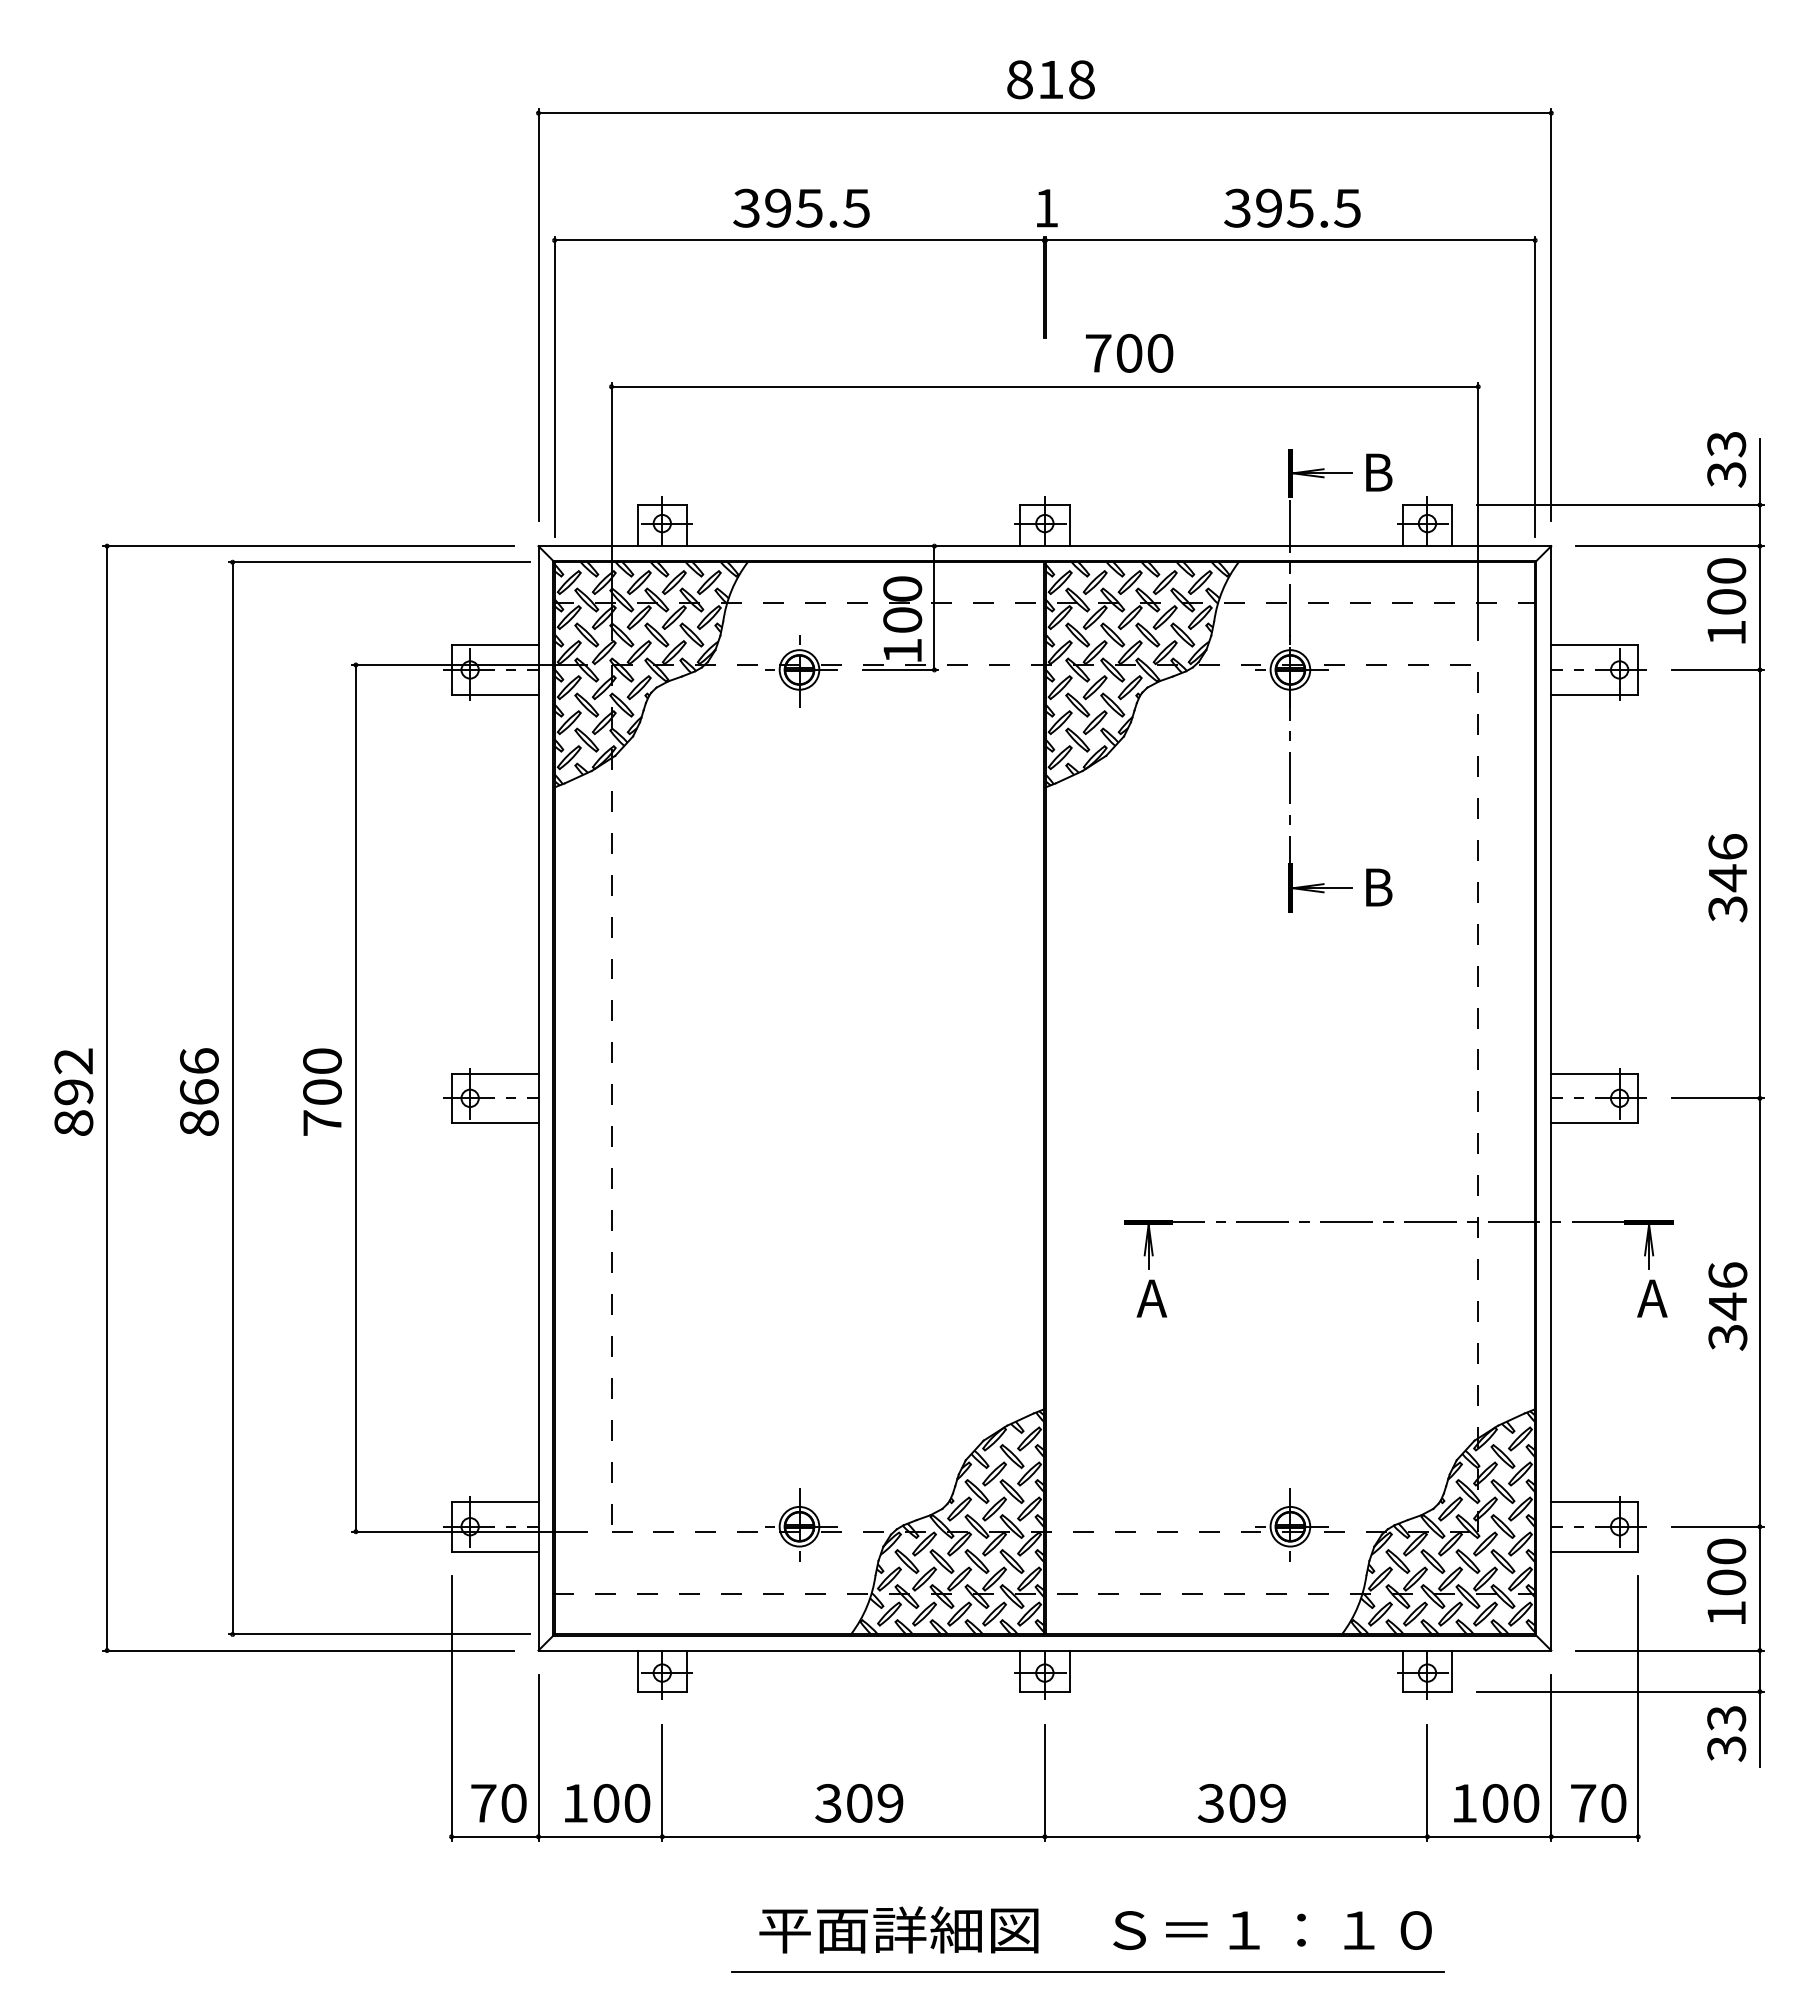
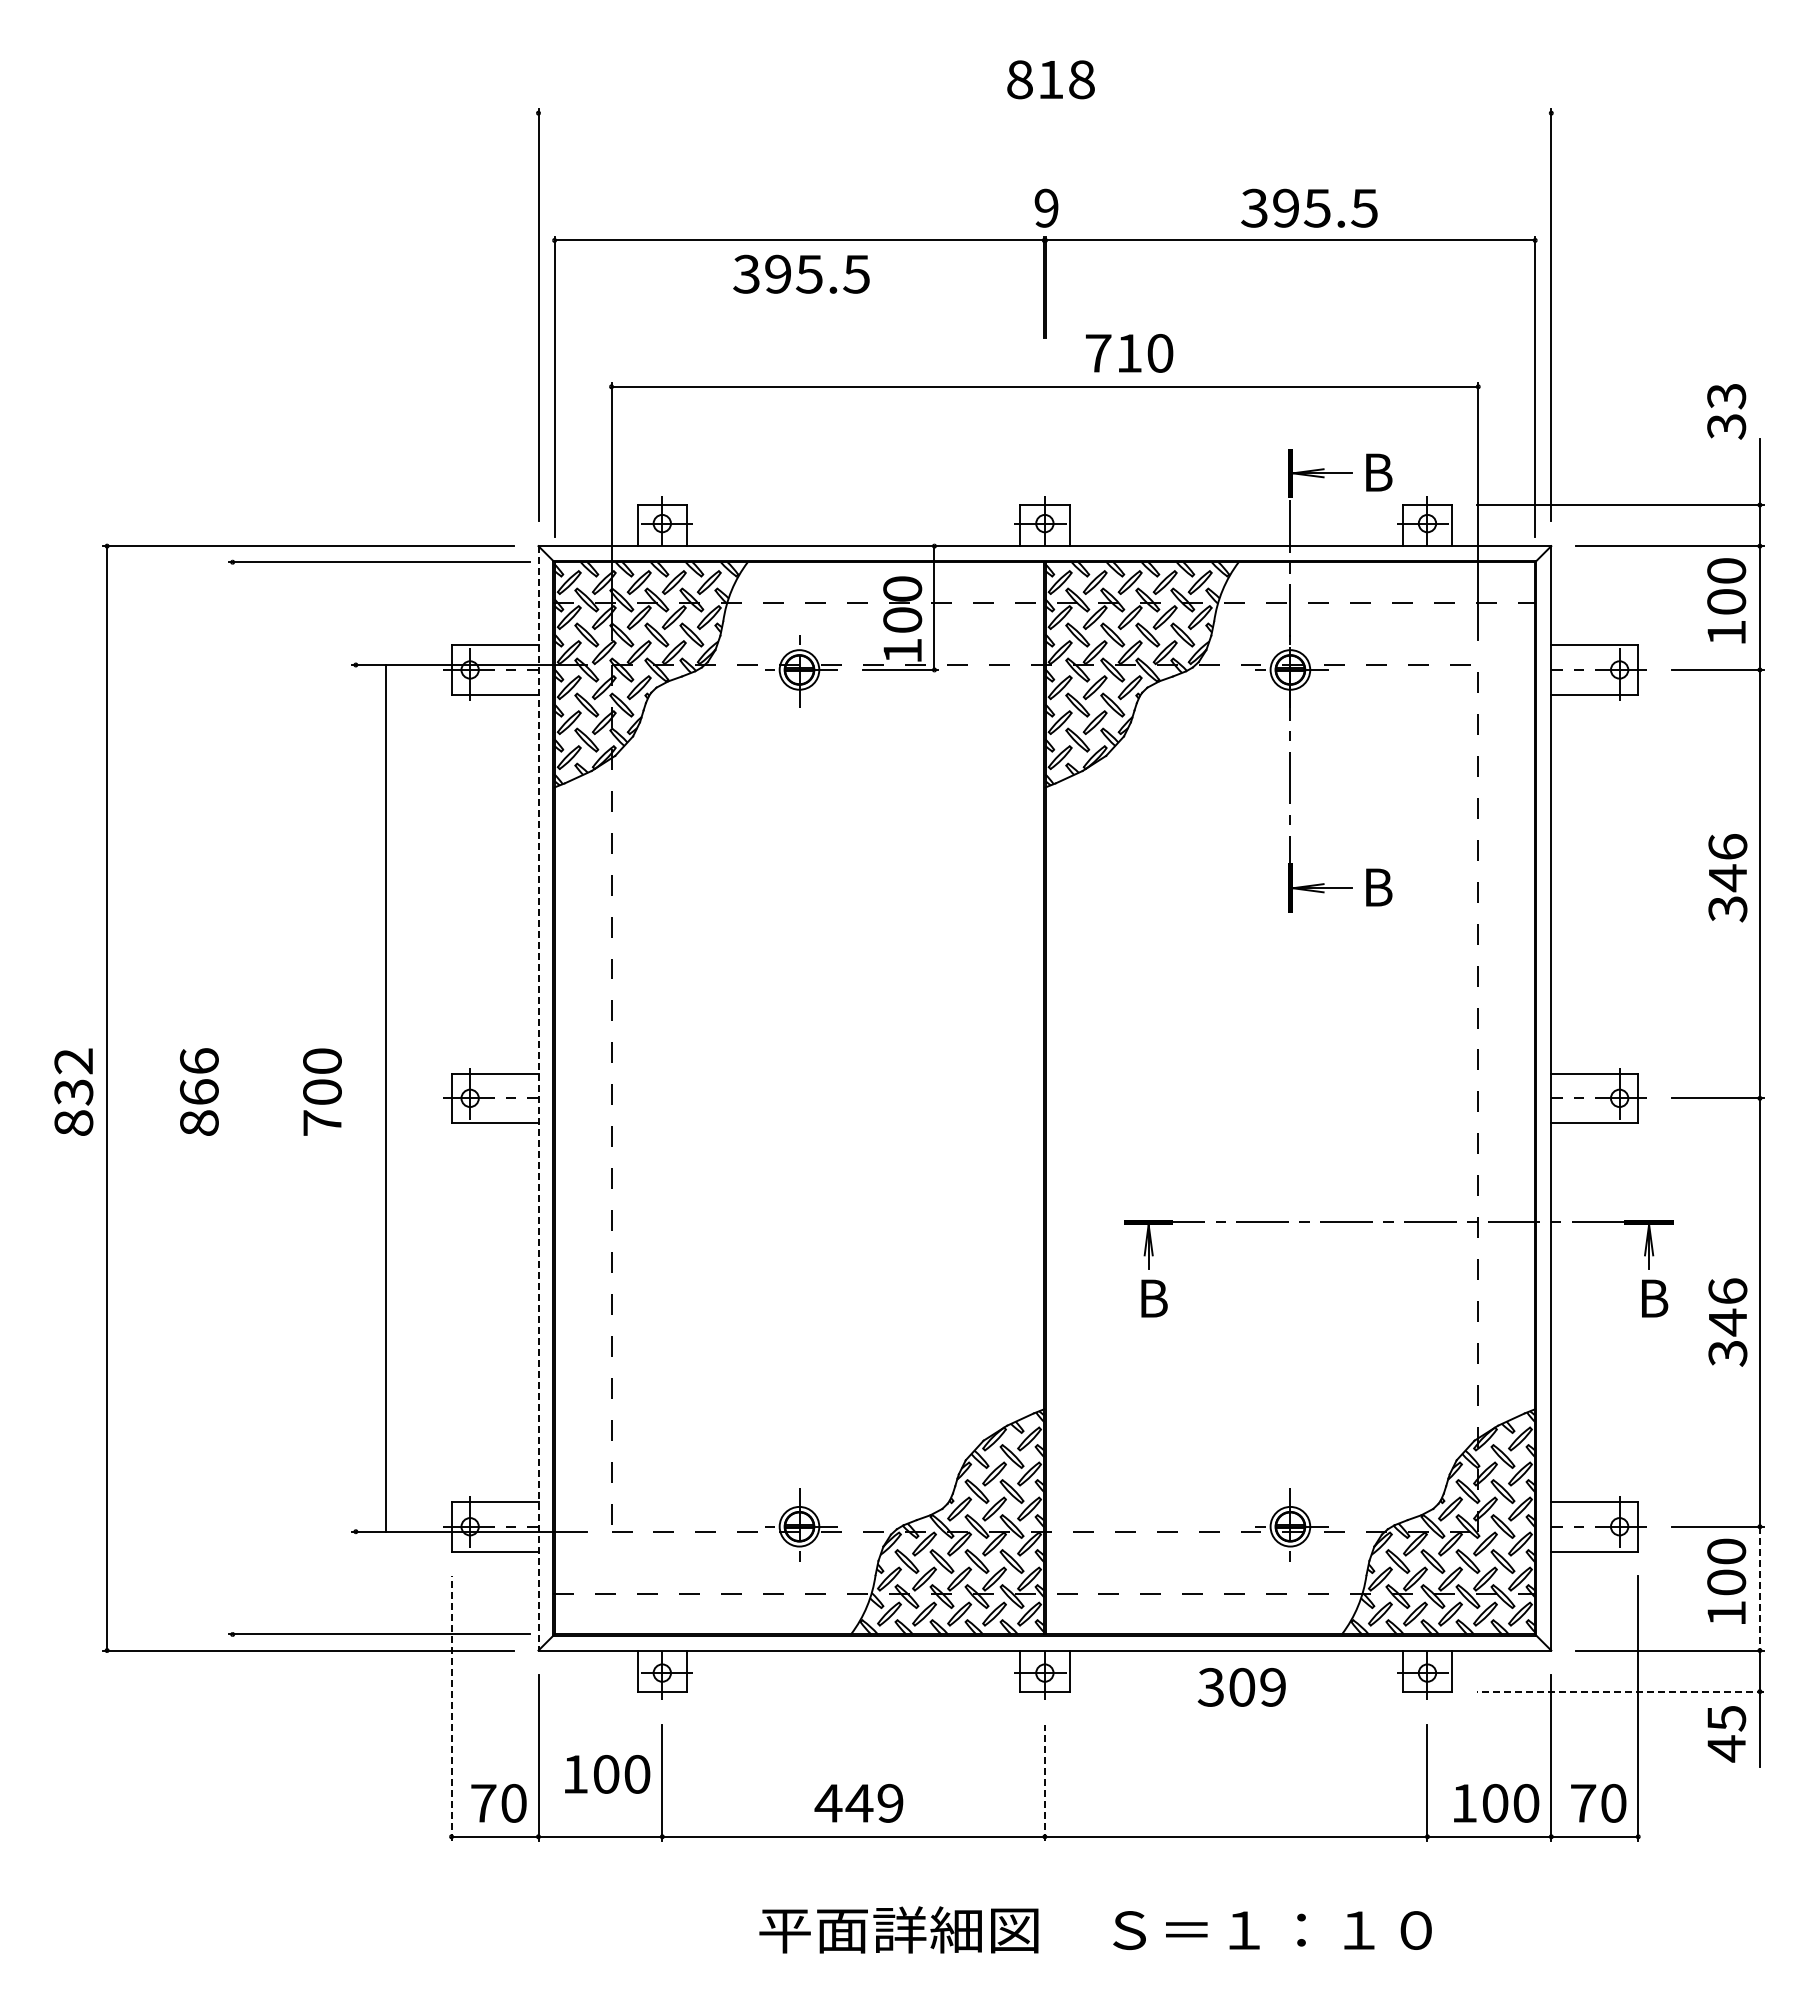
line: present -> none (1044, 113)
text position: (801, 207) -> (801, 273) (801, 273)
text: 1 -> 9 (1046, 207)
text position: (1292, 207) -> (1309, 207) (1309, 207)
text: 700 -> 710 (1129, 353)
text position: (1726, 459) -> (1726, 411) (1726, 411)
text: 892 -> 832 (73, 1092)
line: present -> none (232, 1098)
line position: (355, 1098) -> (385, 1098) (385, 1098)
line: solid -> dashed (538, 1098)
text: A -> B (1151, 1298)
text: A -> B (1652, 1298)
text position: (1727, 1306) -> (1727, 1322) (1727, 1322)
line: solid -> dashed (1759, 1588)
line: solid -> dashed (1619, 1691)
line: solid -> dashed (451, 1707)
text: 33 -> 45 (1726, 1734)
line: solid -> dashed (1044, 1782)
text position: (607, 1803) -> (607, 1774) (607, 1774)
text: 309 -> 449 (843, 1803)
text position: (1241, 1803) -> (1241, 1687) (1241, 1687)
line: present -> none (1087, 1971)
